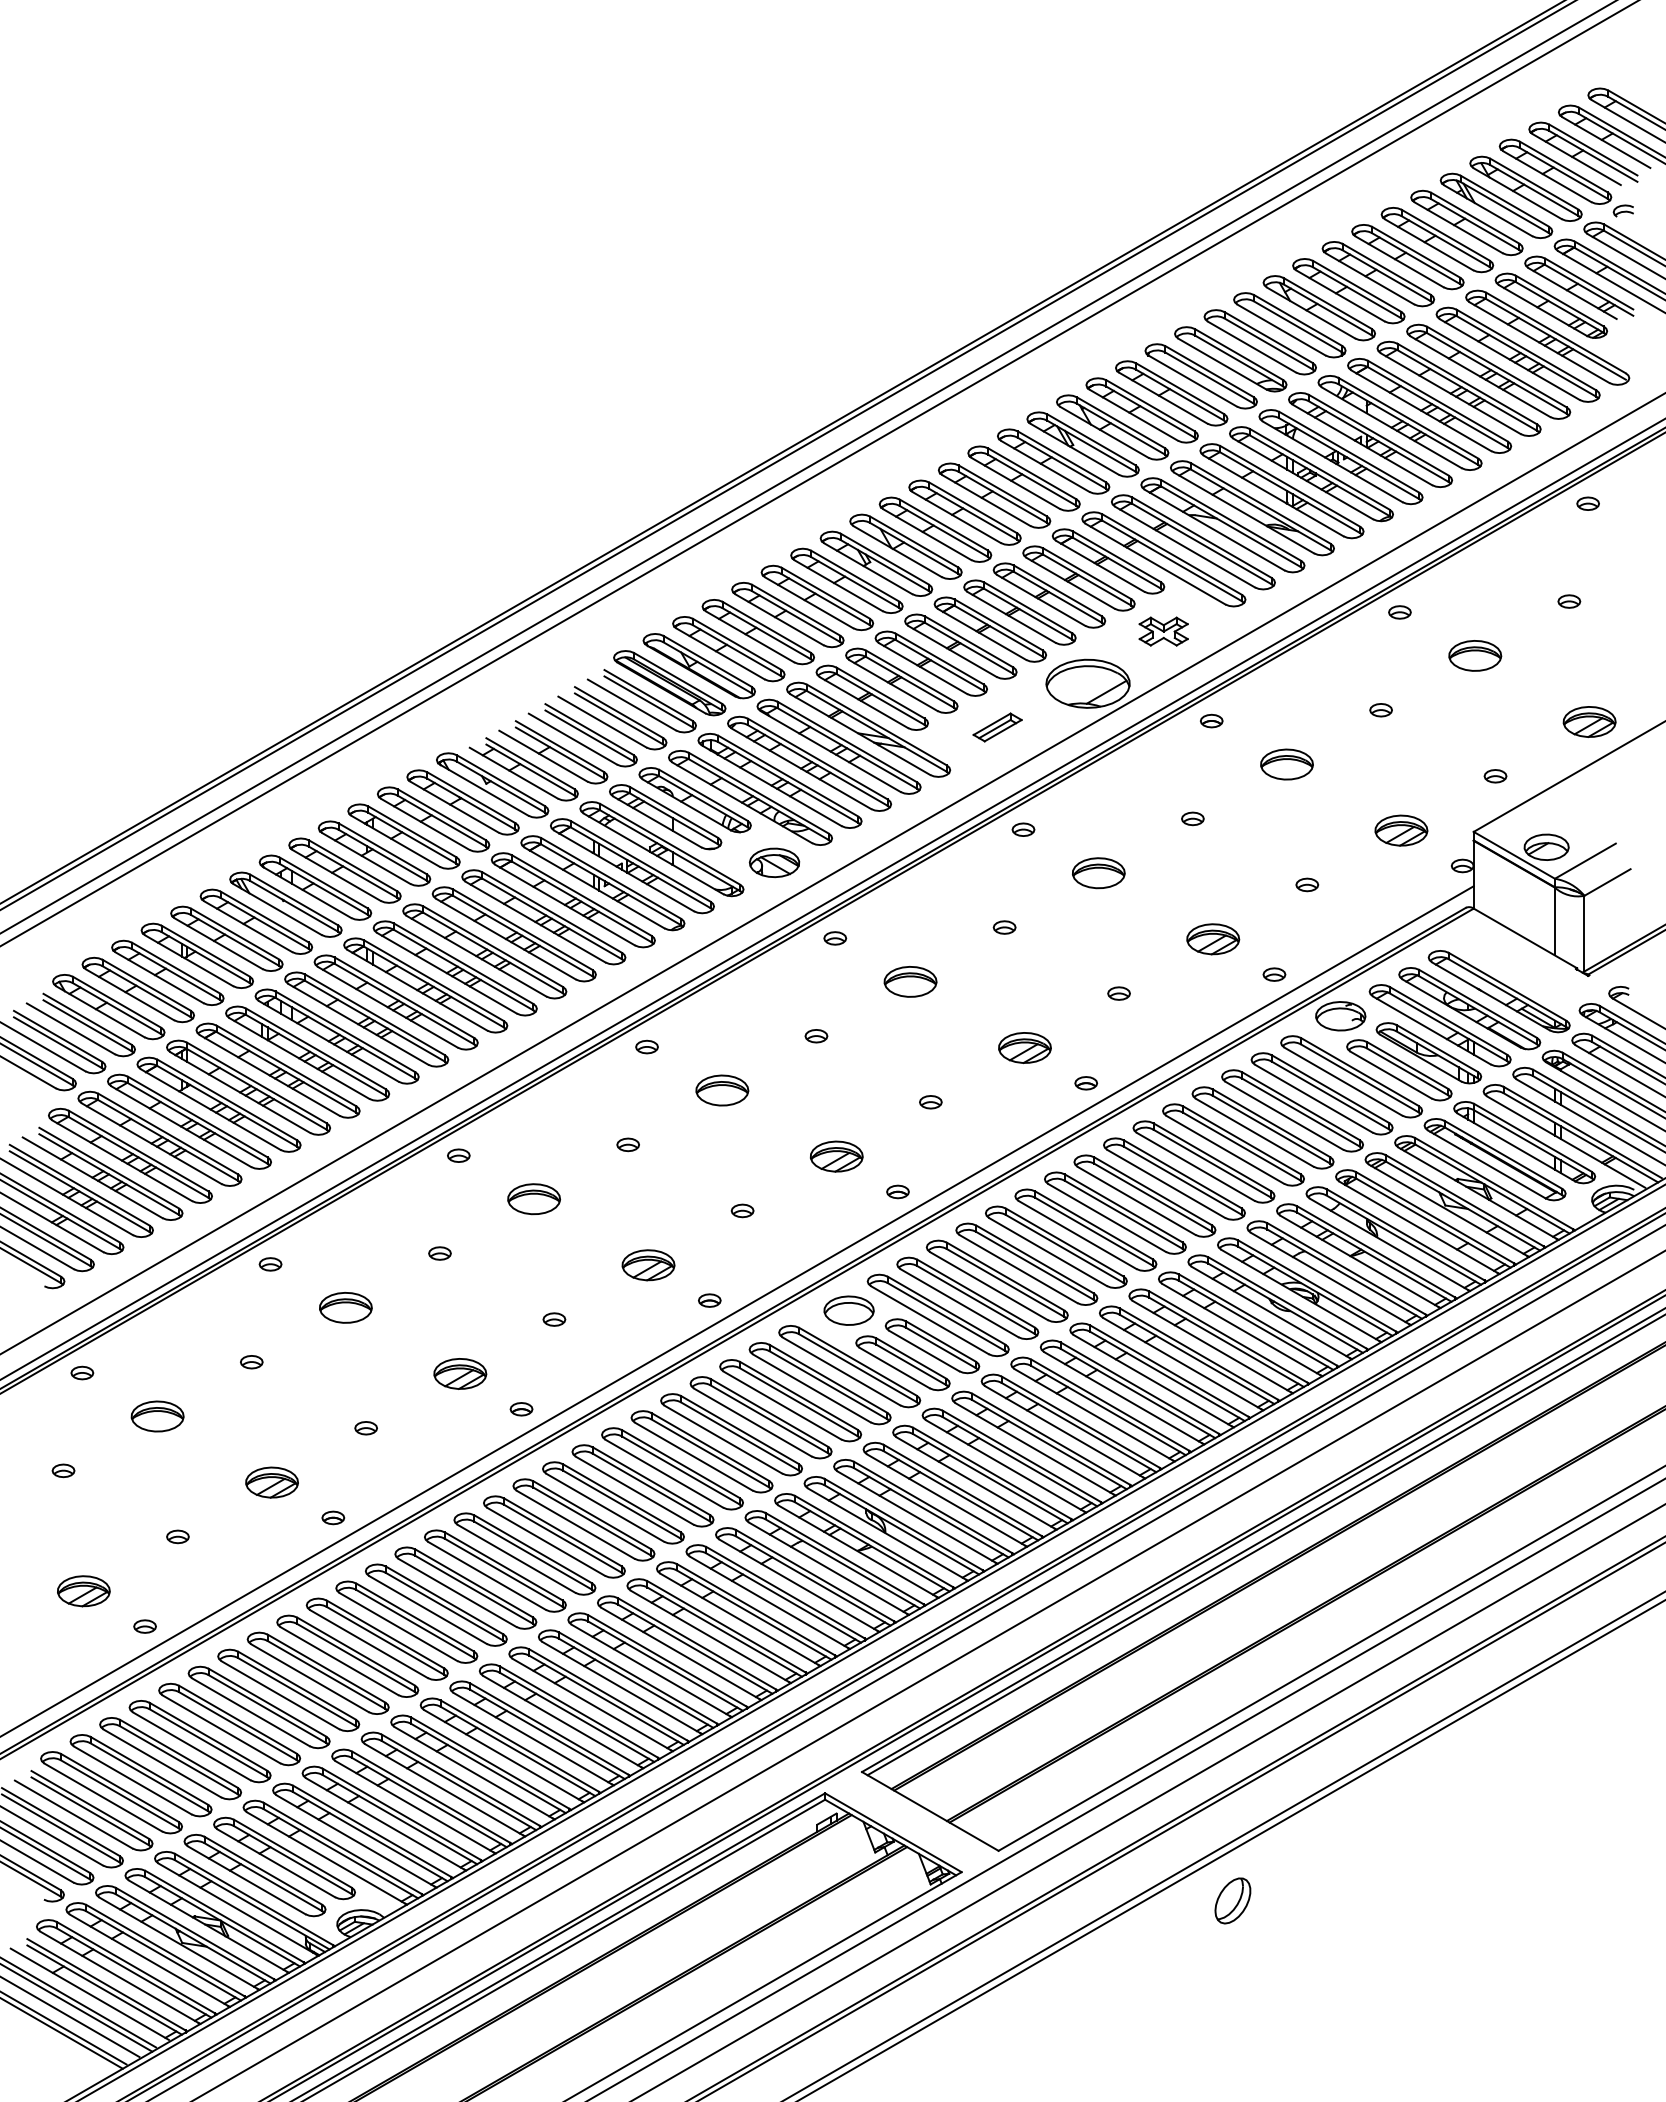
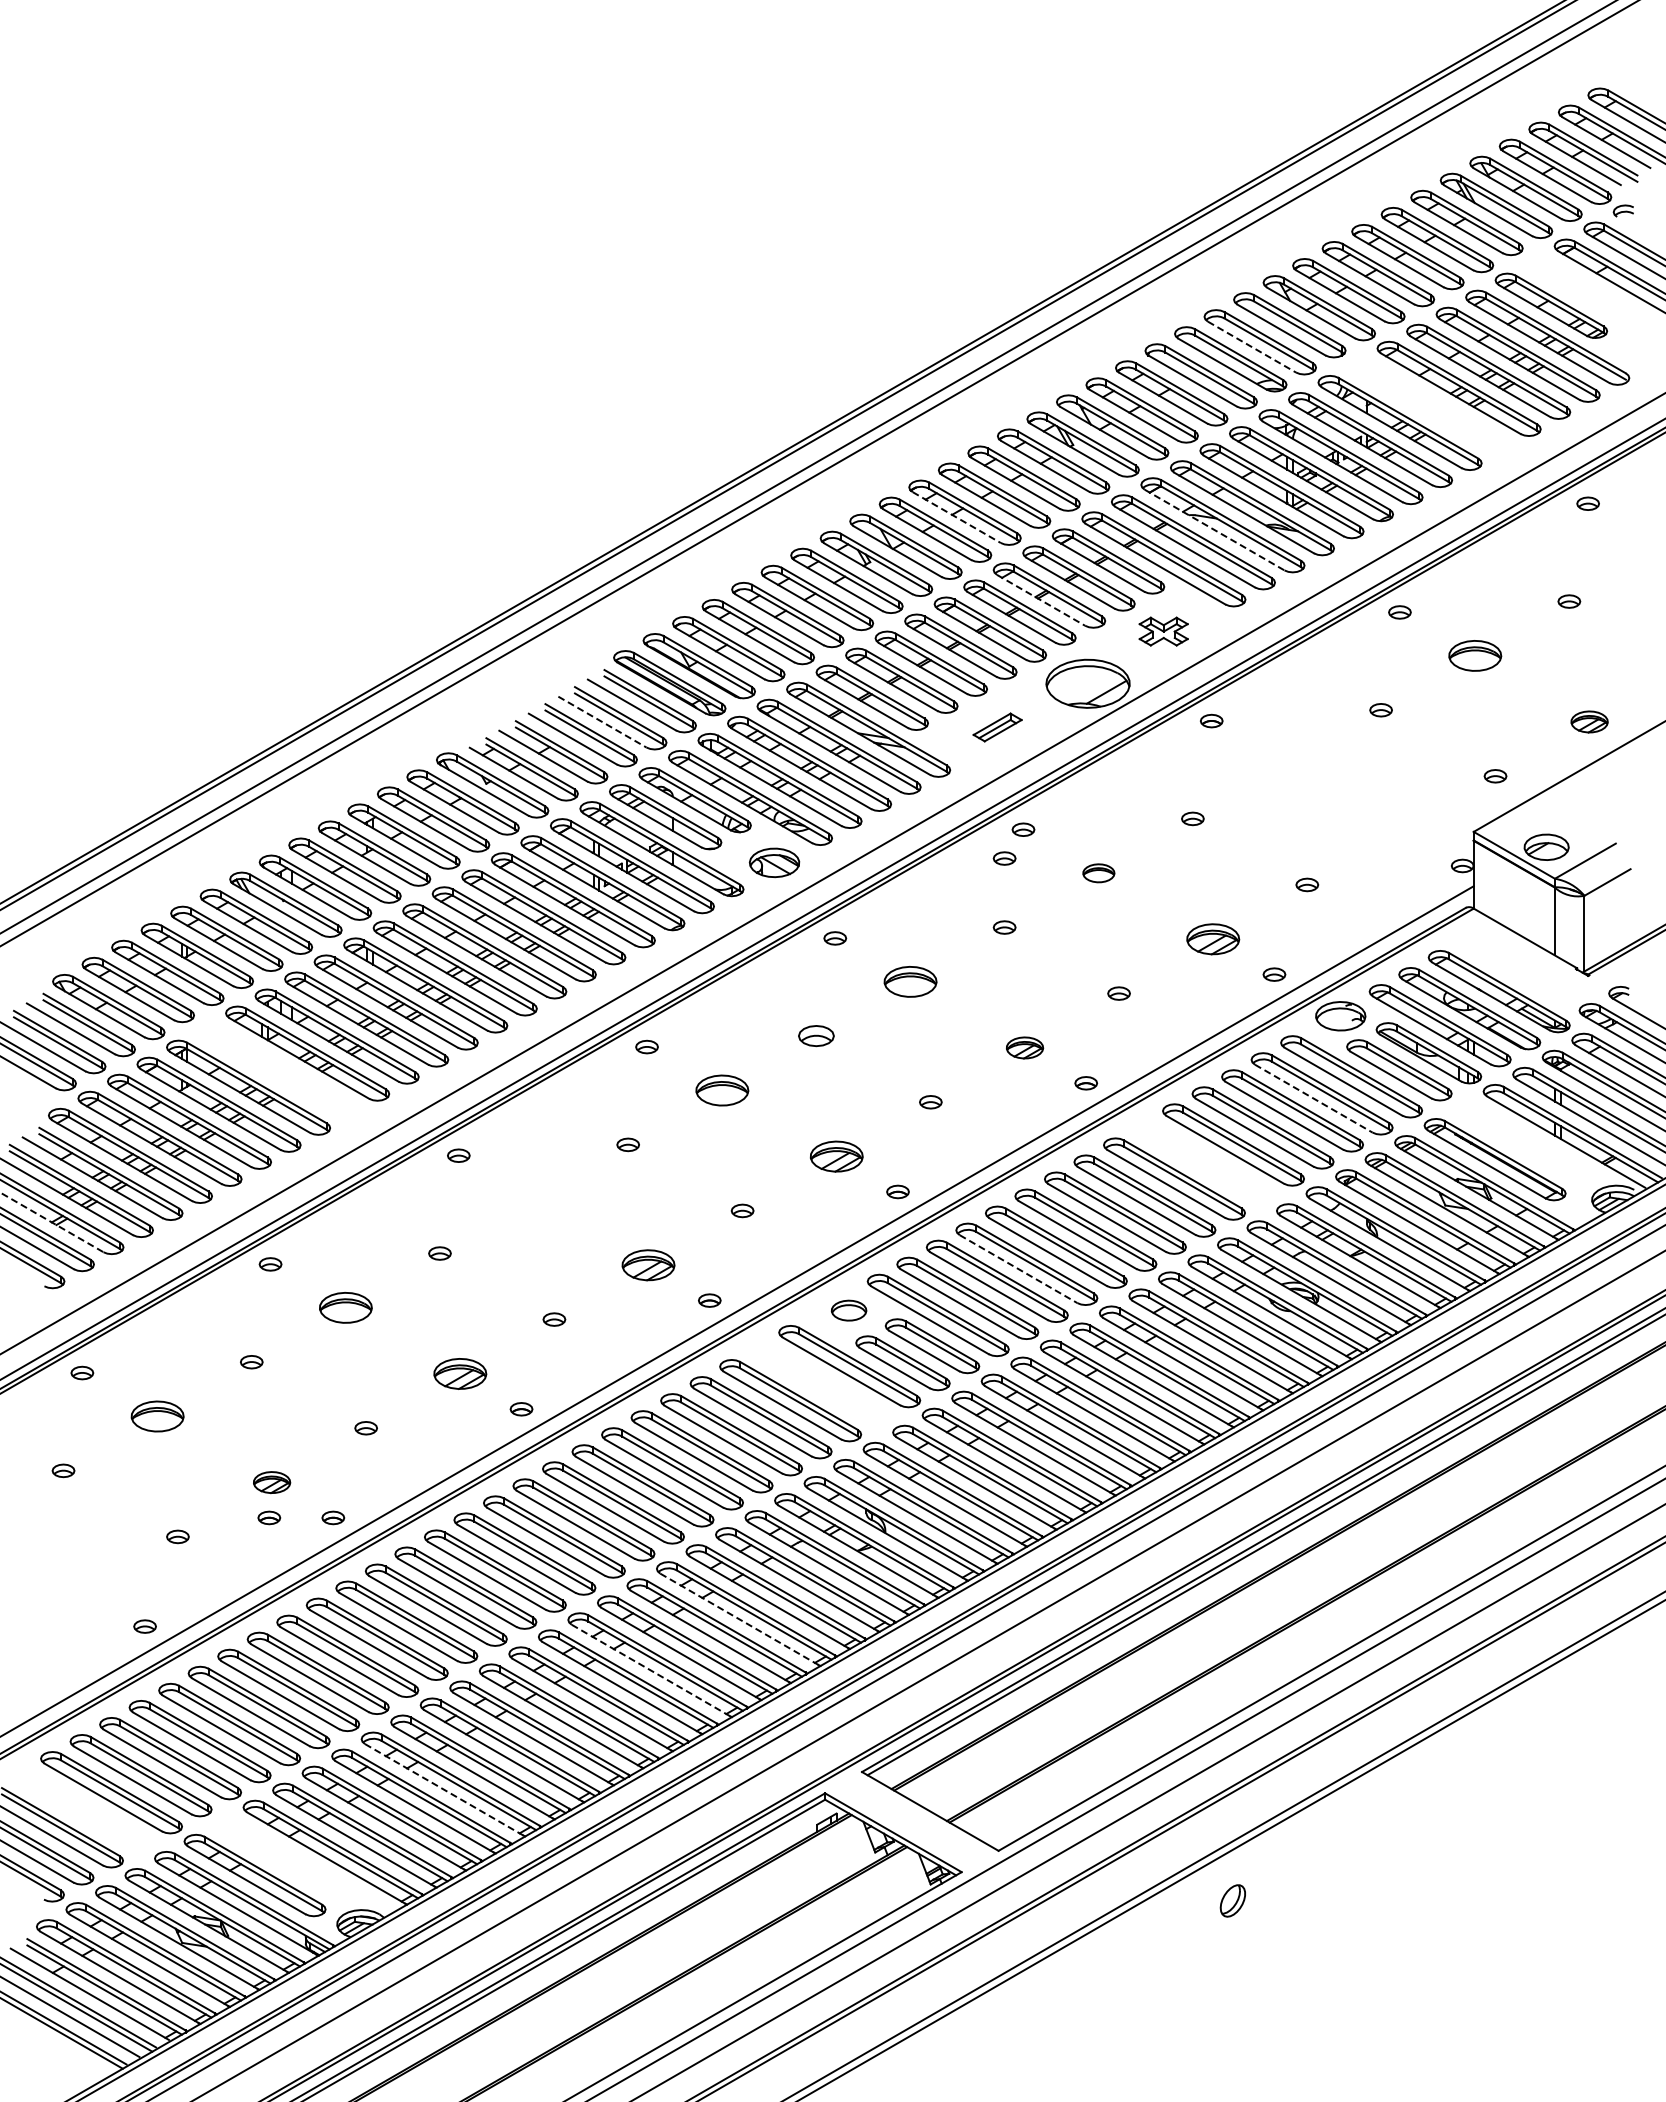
part: present -> none (1579, 287)
line: solid -> dashed (1251, 347)
part: present -> none (1429, 405)
line: solid -> dashed (956, 517)
line: solid -> dashed (1214, 530)
line: solid -> dashed (1041, 600)
part size: 55x32 px -> 39x24 px (1589, 721)
line: solid -> dashed (602, 722)
part: present -> none (1286, 764)
part: present -> none (1401, 830)
part: none -> present (1004, 858)
part size: 54x33 px -> 34x21 px (1098, 873)
part size: 25x15 px -> 37x23 px (816, 1036)
part size: 54x32 px -> 39x24 px (1025, 1047)
part: present -> none (277, 1070)
line: solid -> dashed (1313, 1098)
part: present -> none (1524, 1142)
part: present -> none (1203, 1161)
part: present -> none (534, 1199)
line: solid -> dashed (52, 1222)
line: solid -> dashed (1018, 1269)
part size: 52x31 px -> 38x23 px (848, 1310)
part: present -> none (819, 1383)
part size: 54x33 px -> 39x24 px (272, 1482)
part: none -> present (269, 1517)
part: present -> none (83, 1591)
line: solid -> dashed (739, 1619)
line: solid -> dashed (651, 1670)
line: solid -> dashed (444, 1790)
part: present -> none (83, 1810)
part: present -> none (284, 1858)
part size: 38x48 px -> 27x34 px (1232, 1900)
